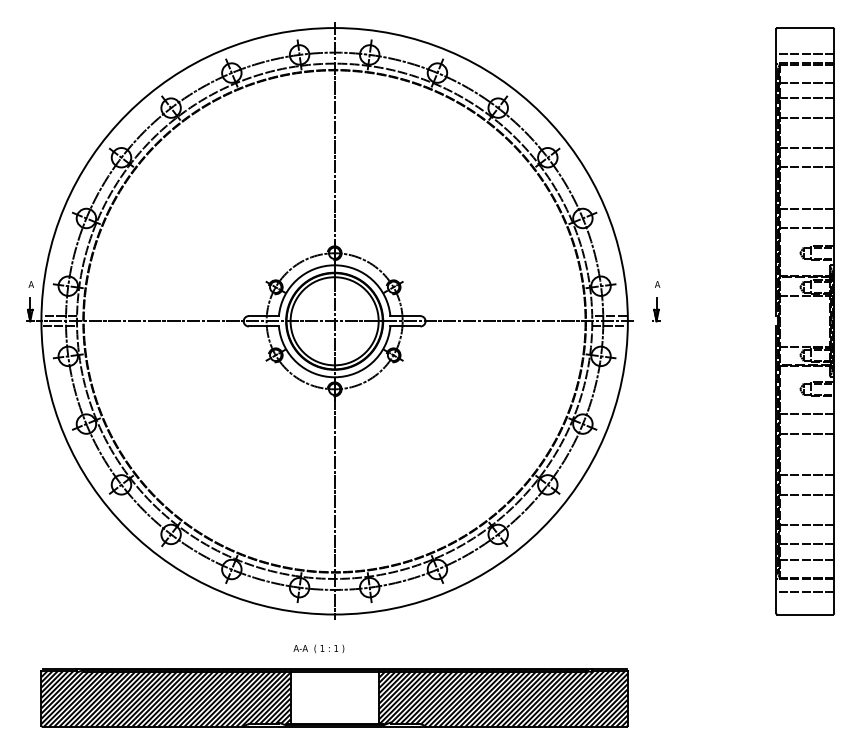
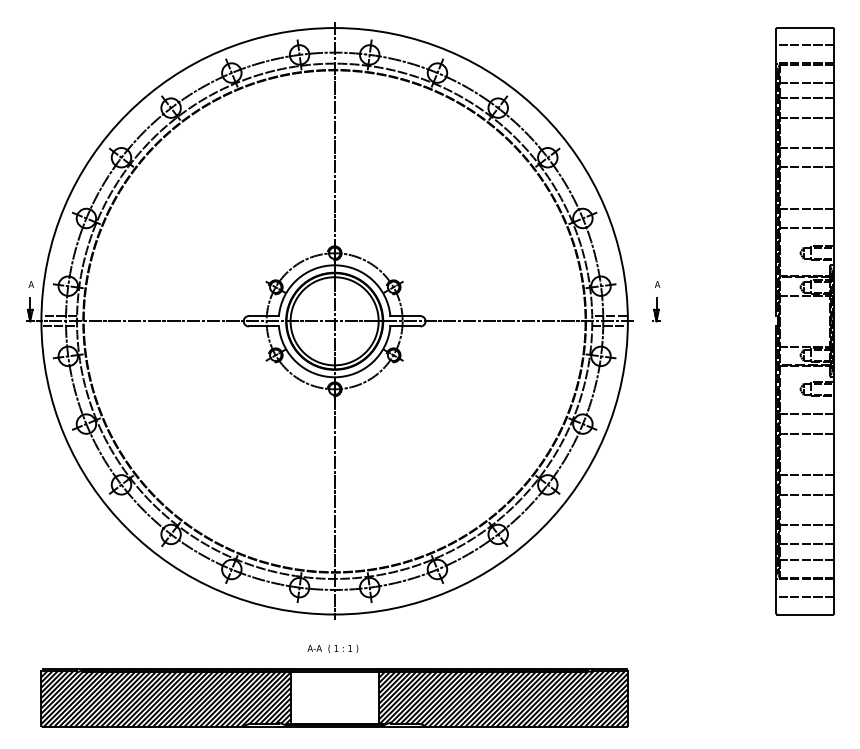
line position: (805, 54) -> (805, 45) (805, 45)
line position: (805, 592) -> (805, 597) (805, 597)
text position: (318, 648) -> (332, 648) (332, 648)
